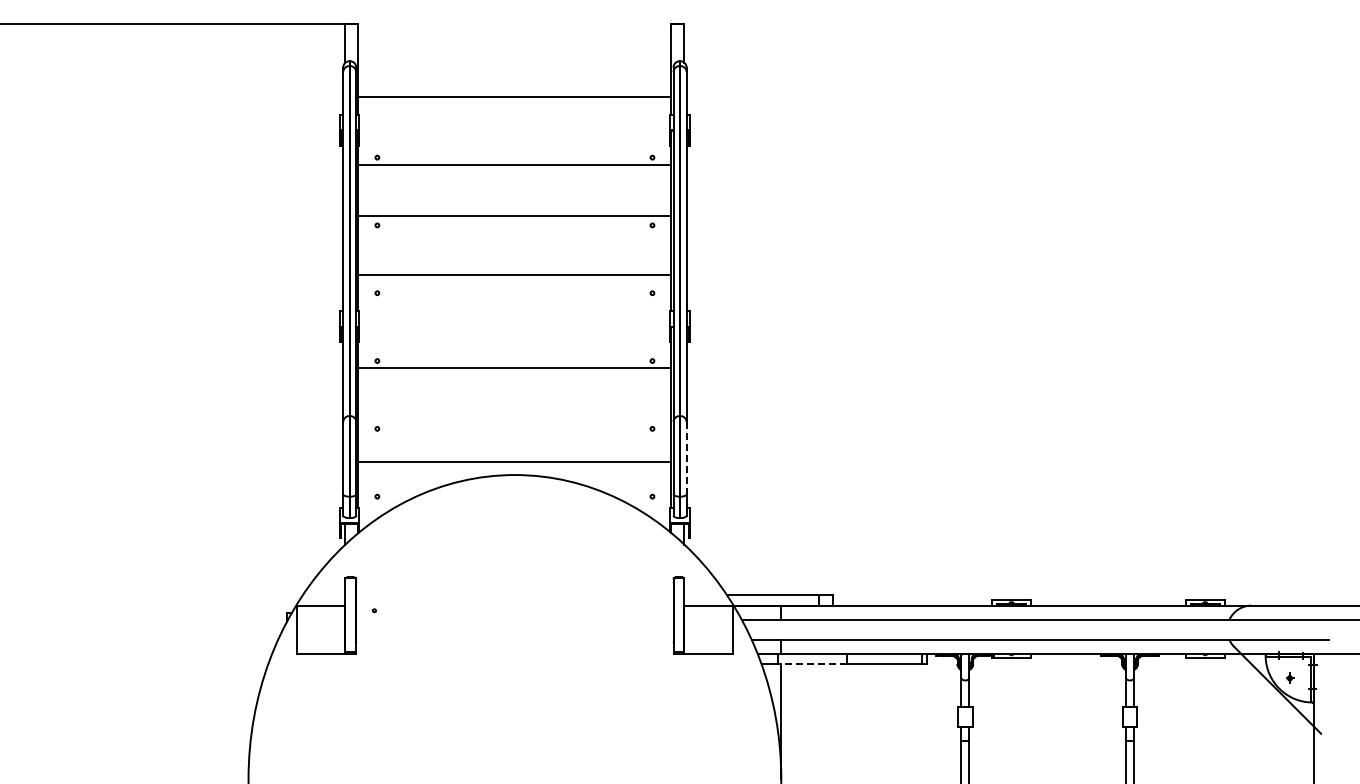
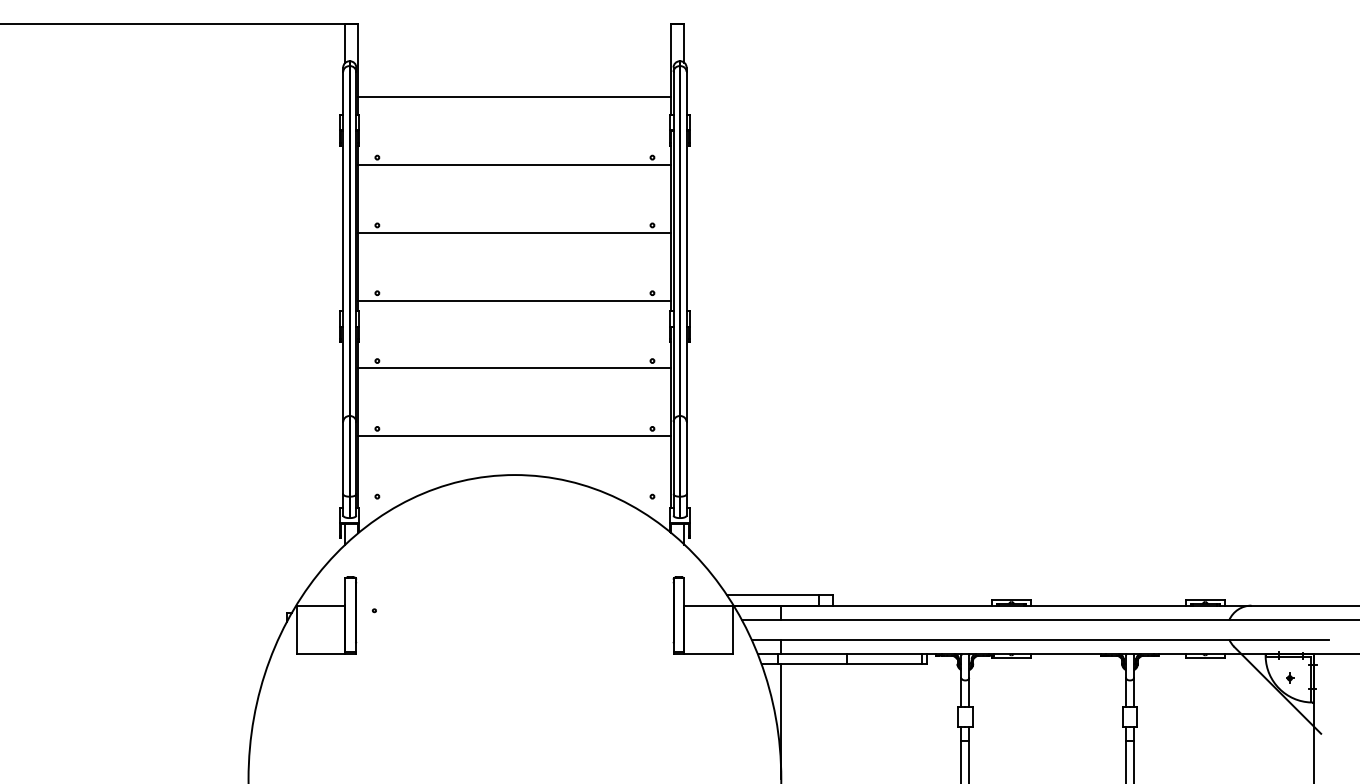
line position: (514, 215) -> (514, 232) (514, 232)
line position: (514, 274) -> (514, 300) (514, 300)
line: dashed -> solid (686, 458)
line position: (514, 462) -> (514, 436) (514, 436)
line: dashed -> solid (812, 664)
